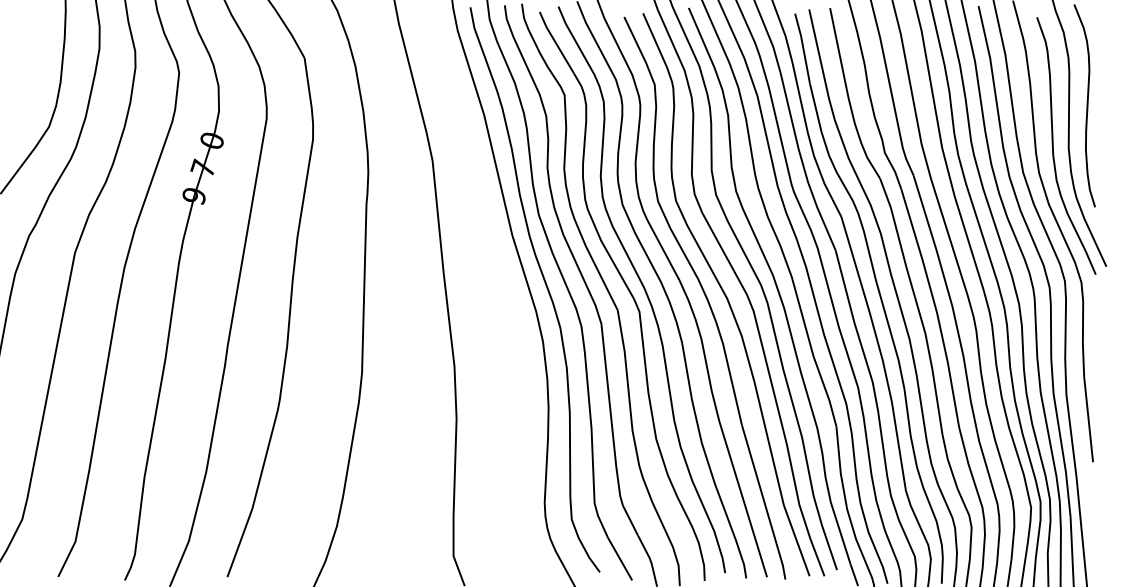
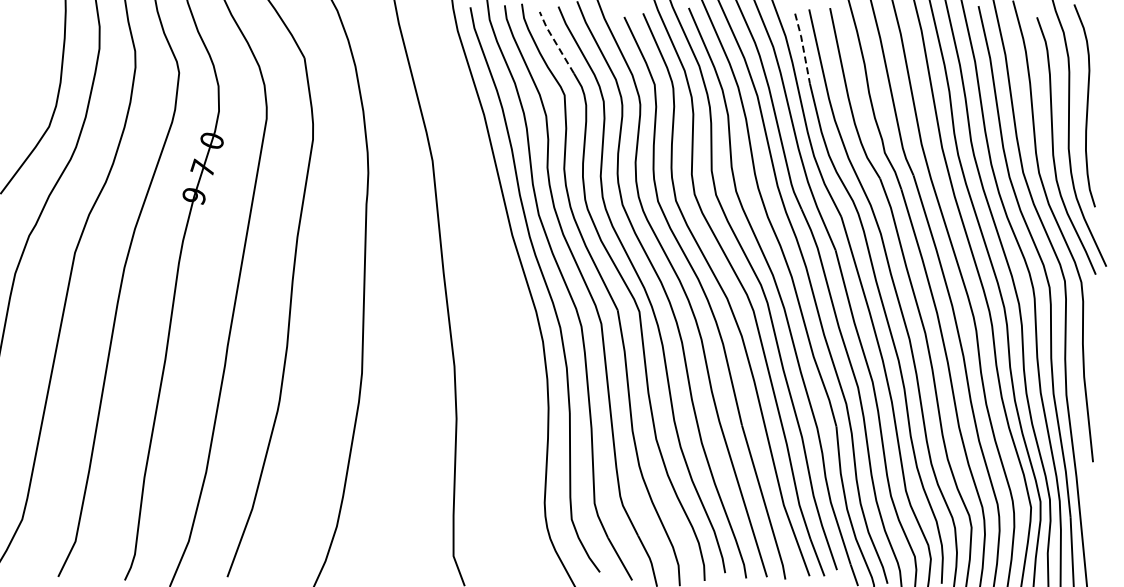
line: solid -> dashed (555, 42)
line: solid -> dashed (803, 48)
